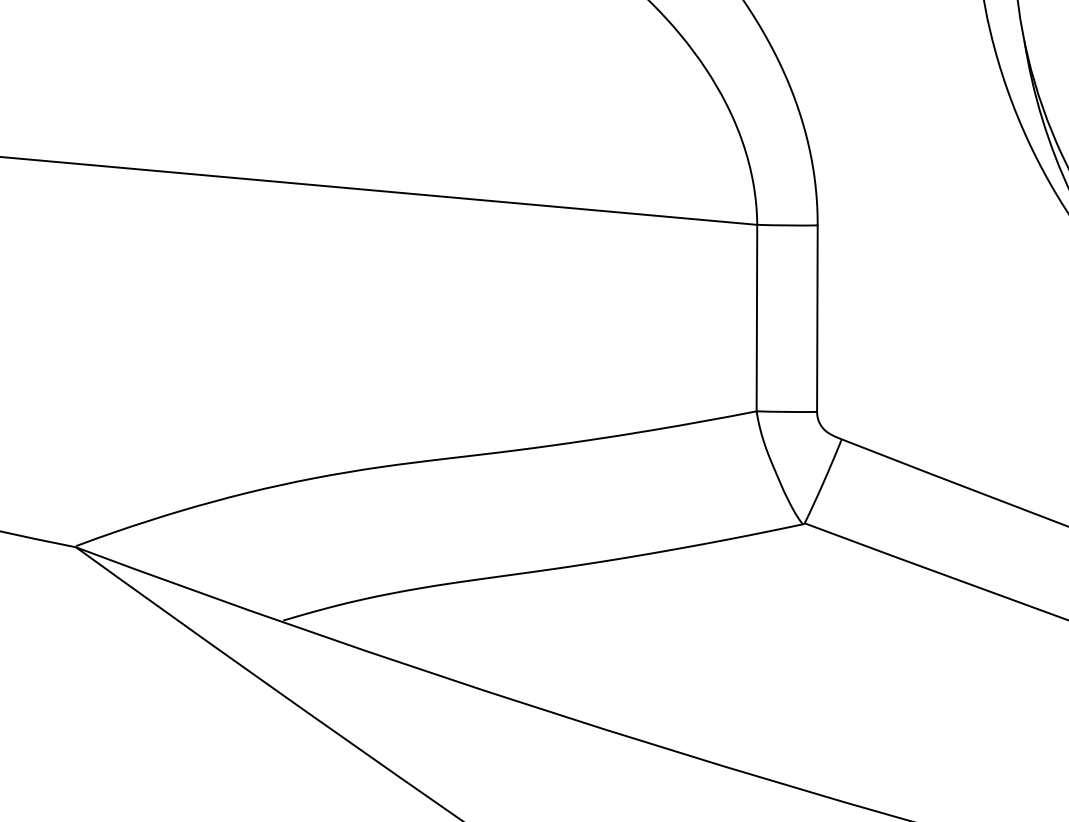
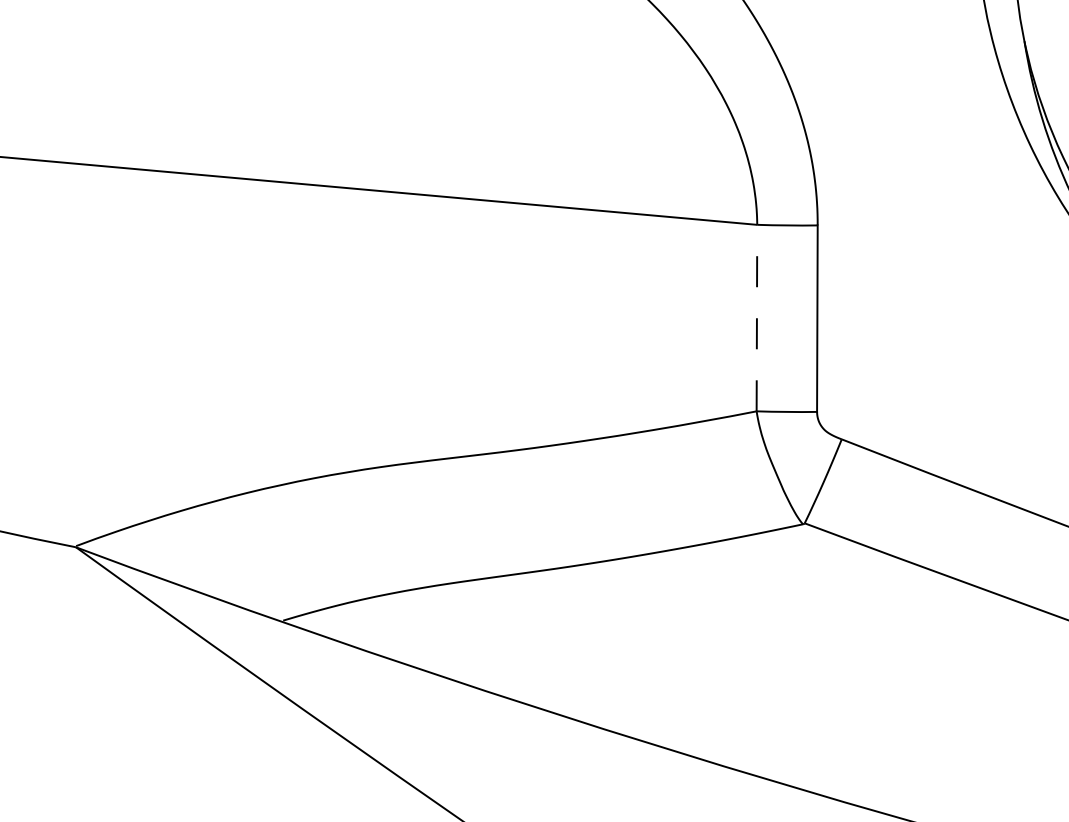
line: solid -> dashed (756, 317)
